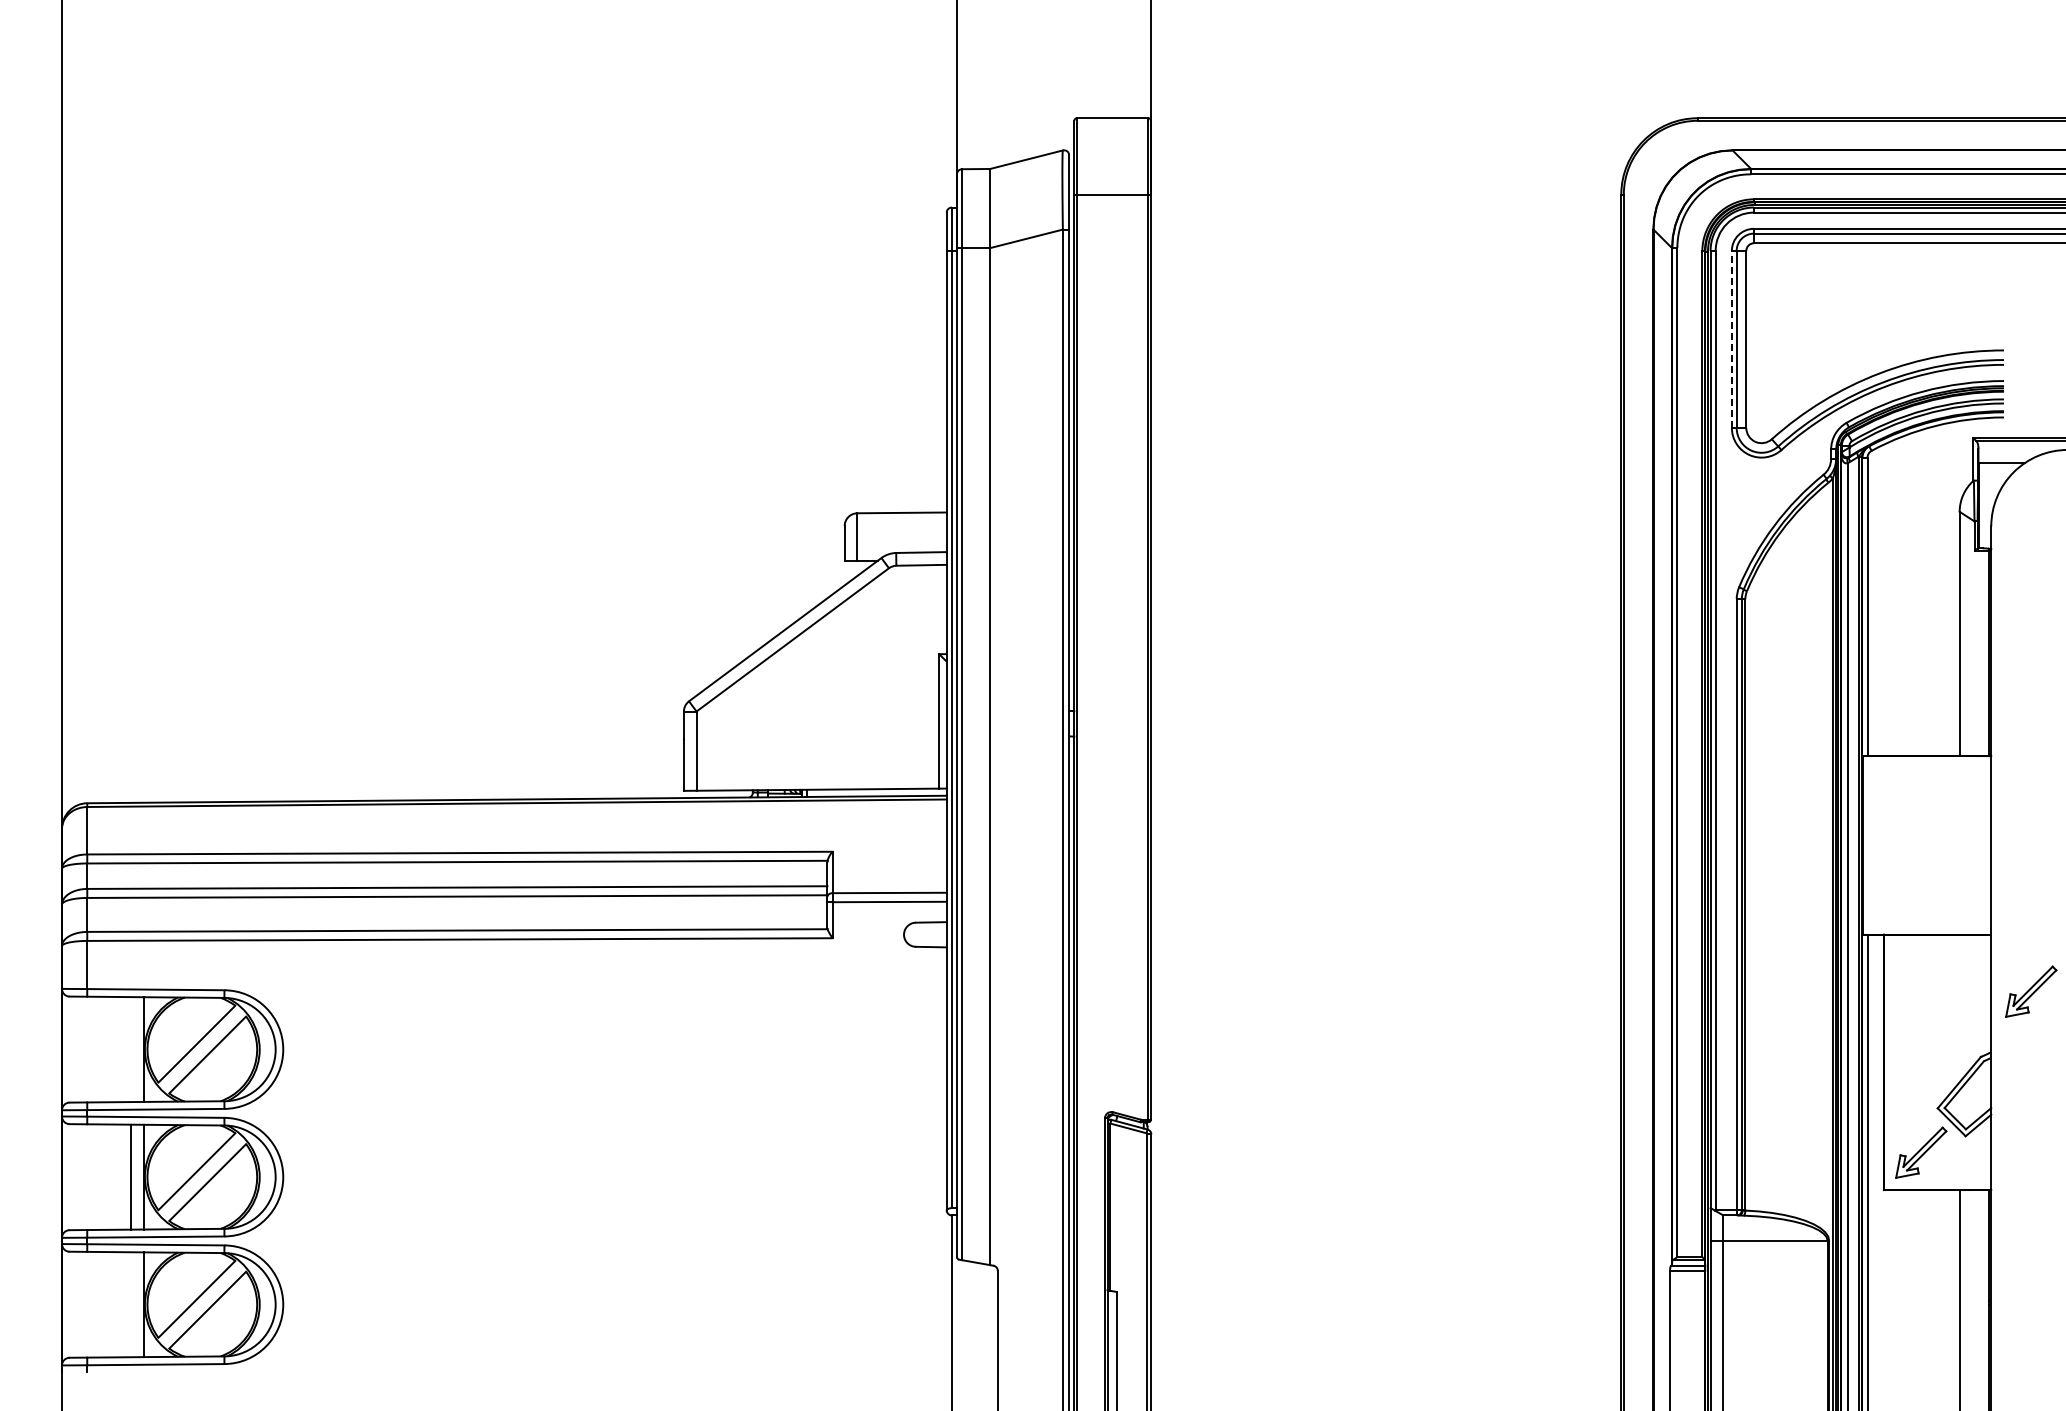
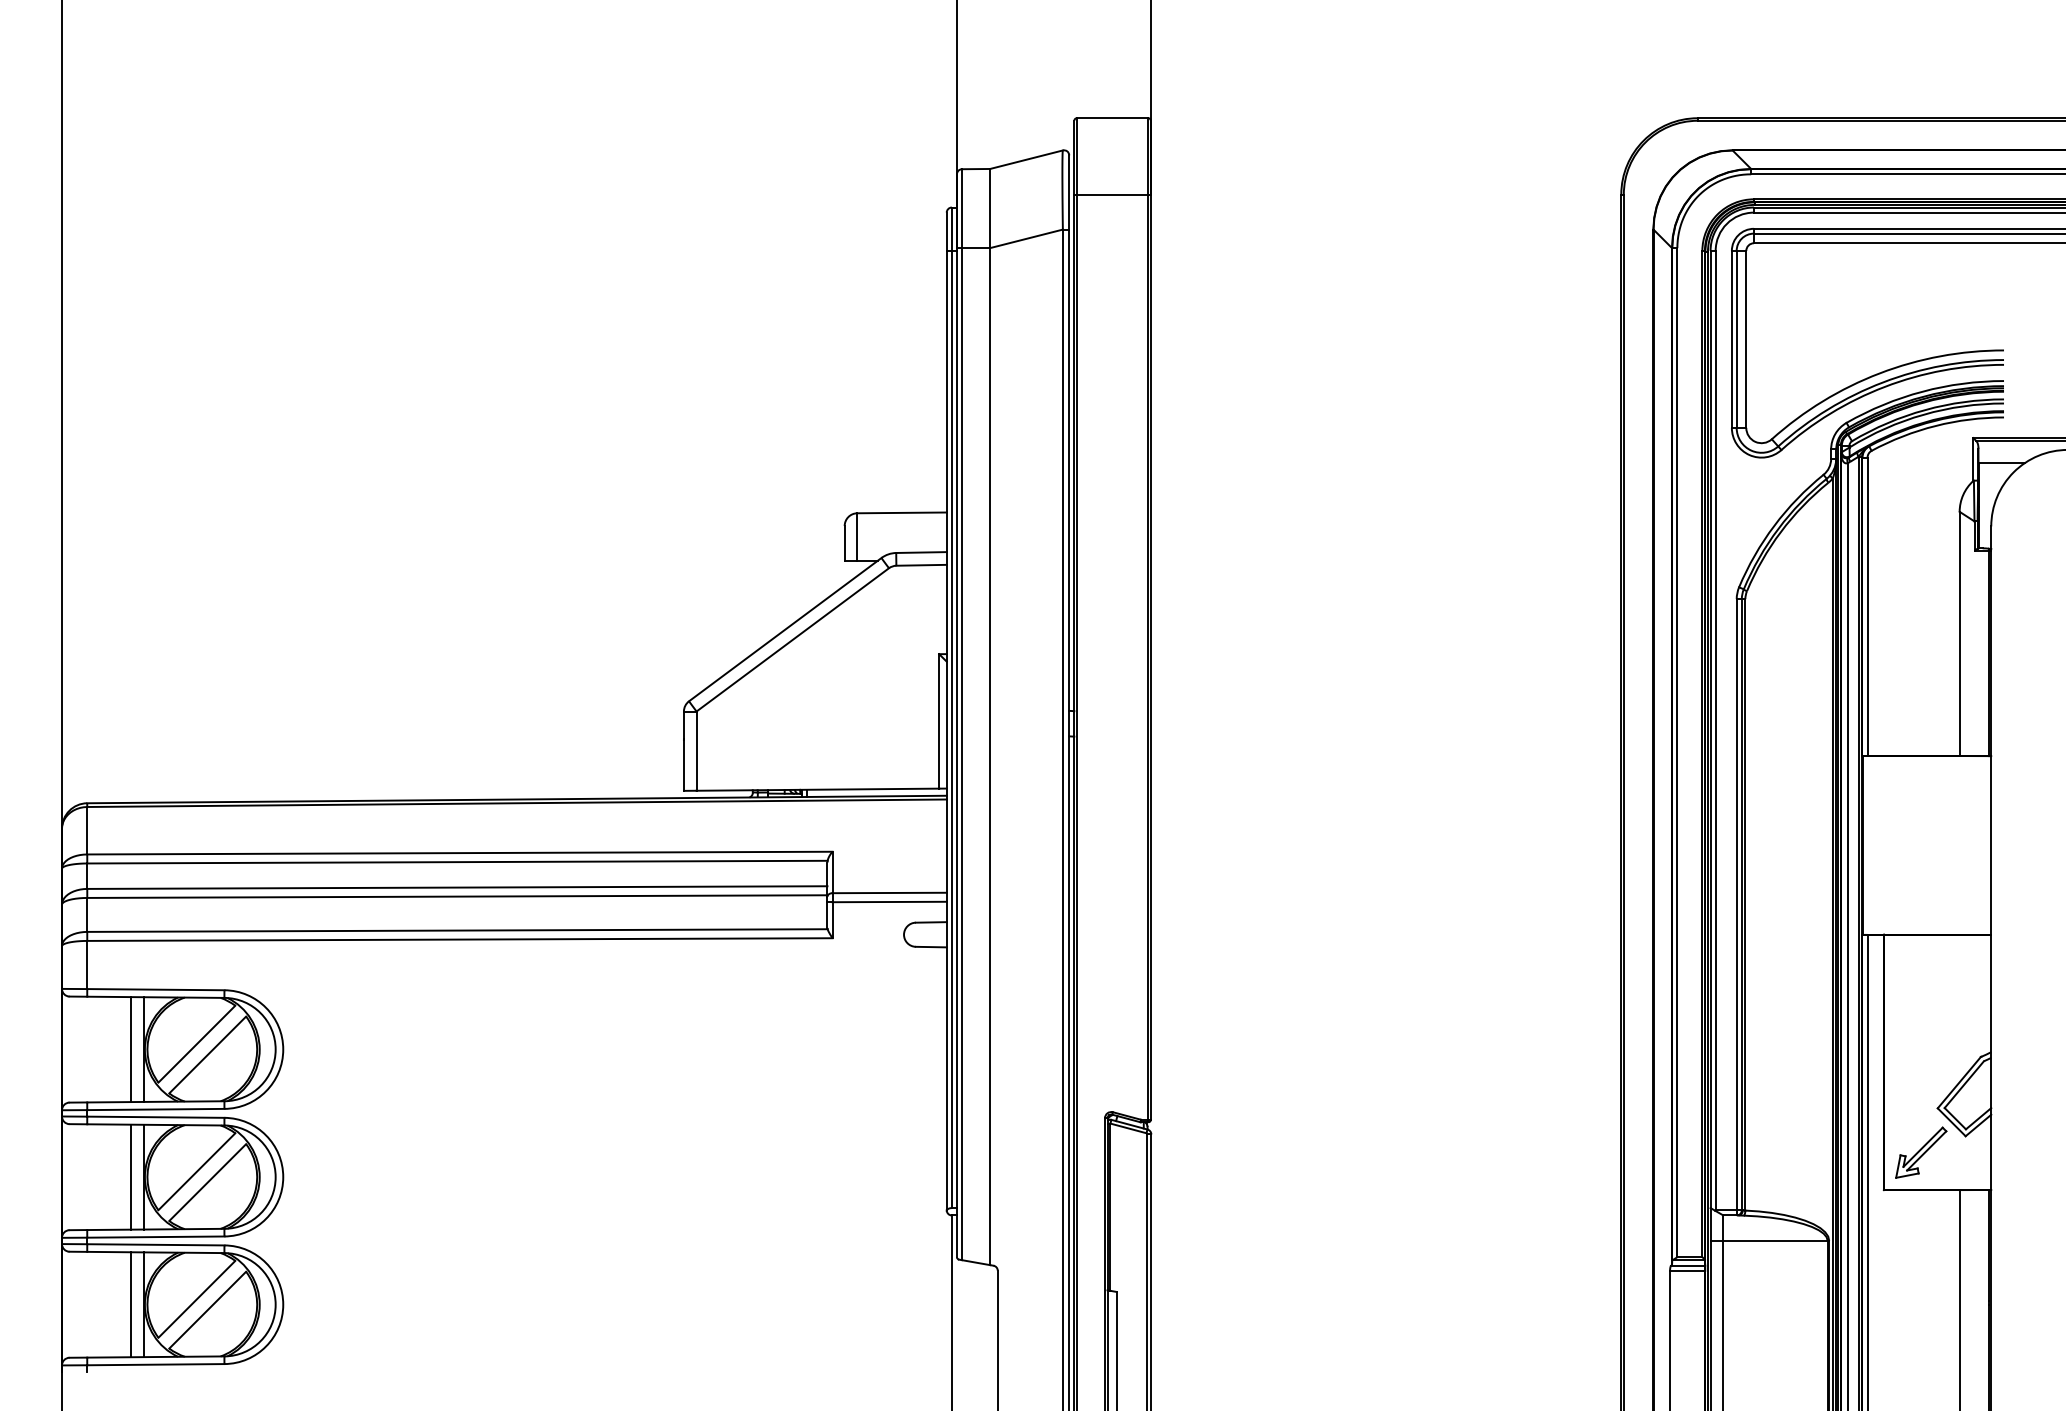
line: dashed -> solid (1731, 338)
part: present -> none (2031, 991)
line: none -> present (130, 1049)
line: none -> present (130, 1304)
